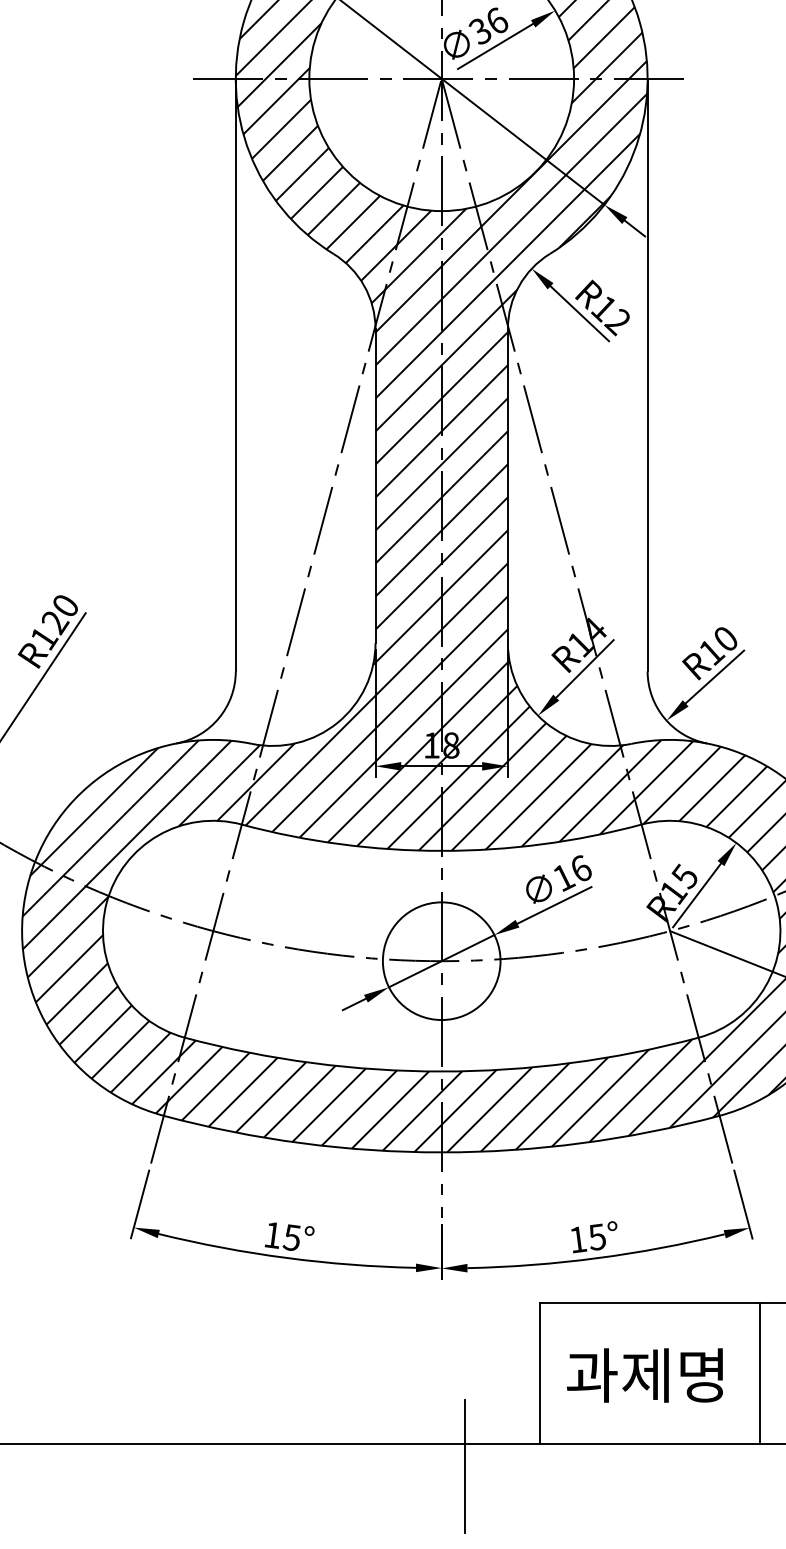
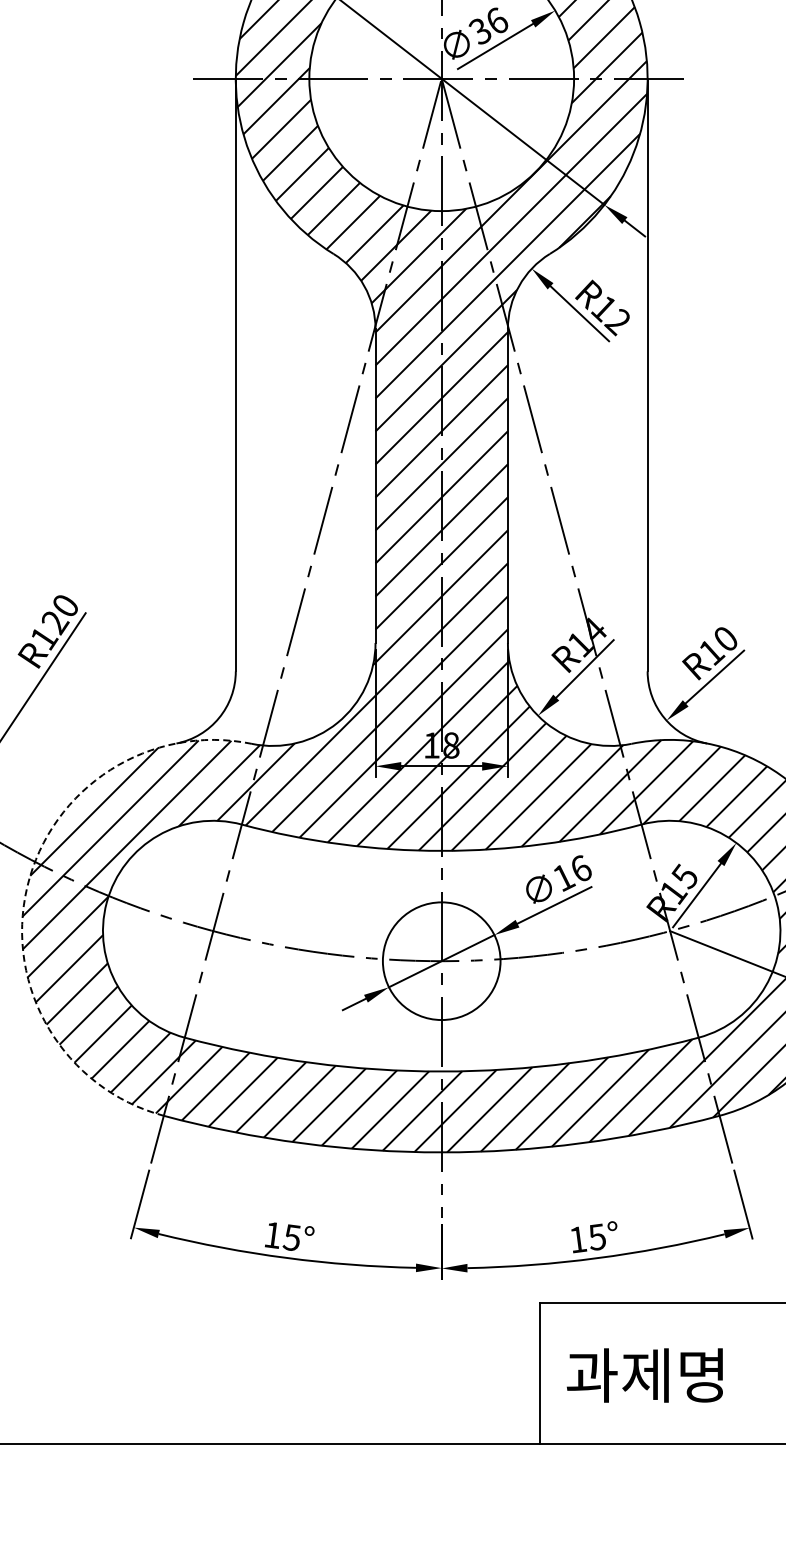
arc: solid -> dashed (27, 887)
line: present -> none (760, 1373)
line: present -> none (464, 1466)
